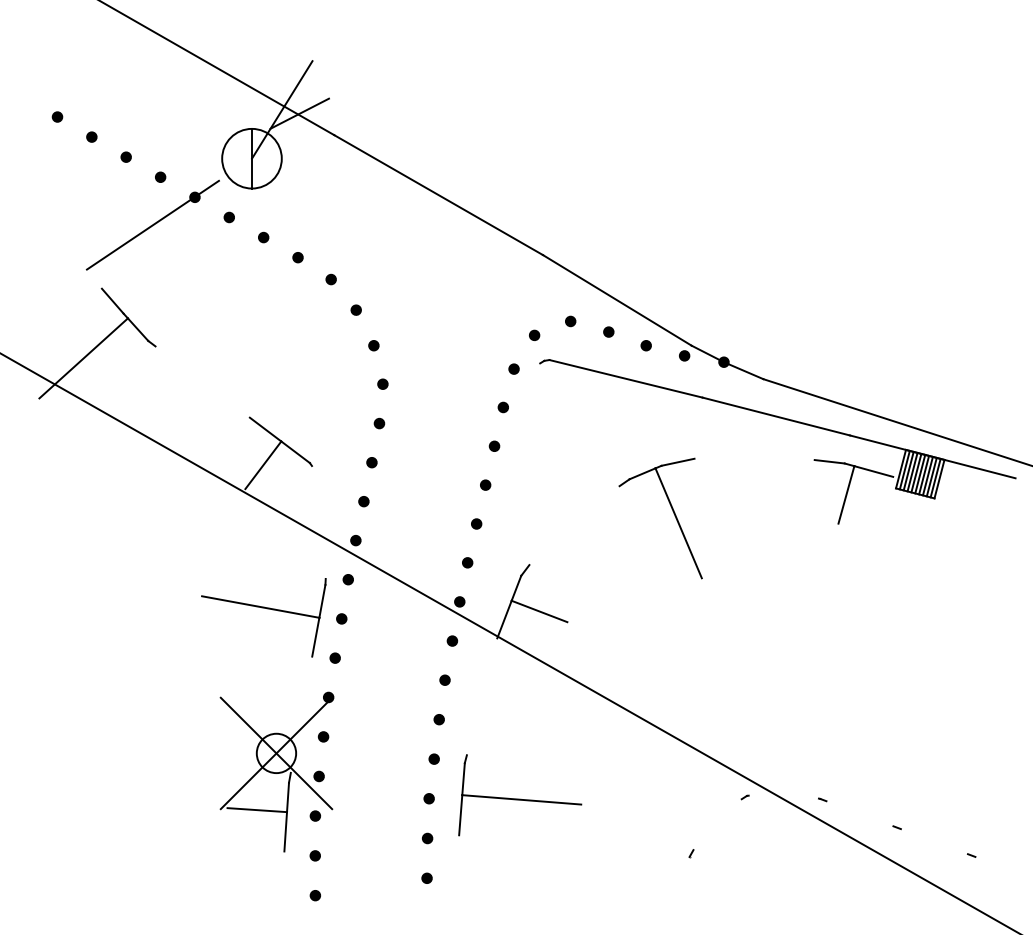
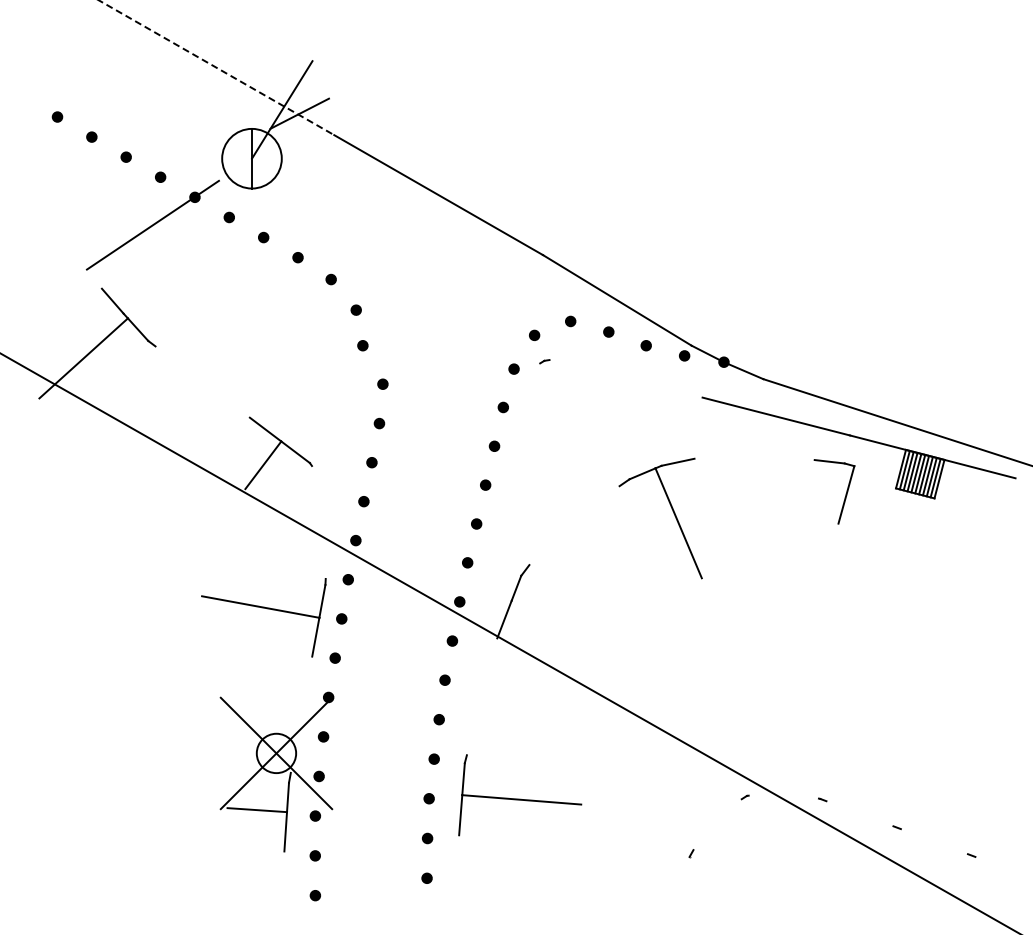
line: solid -> dashed (216, 67)
part position: (373, 345) -> (362, 345) (362, 345)
line: present -> none (625, 378)
line: present -> none (873, 471)
line: present -> none (539, 611)
